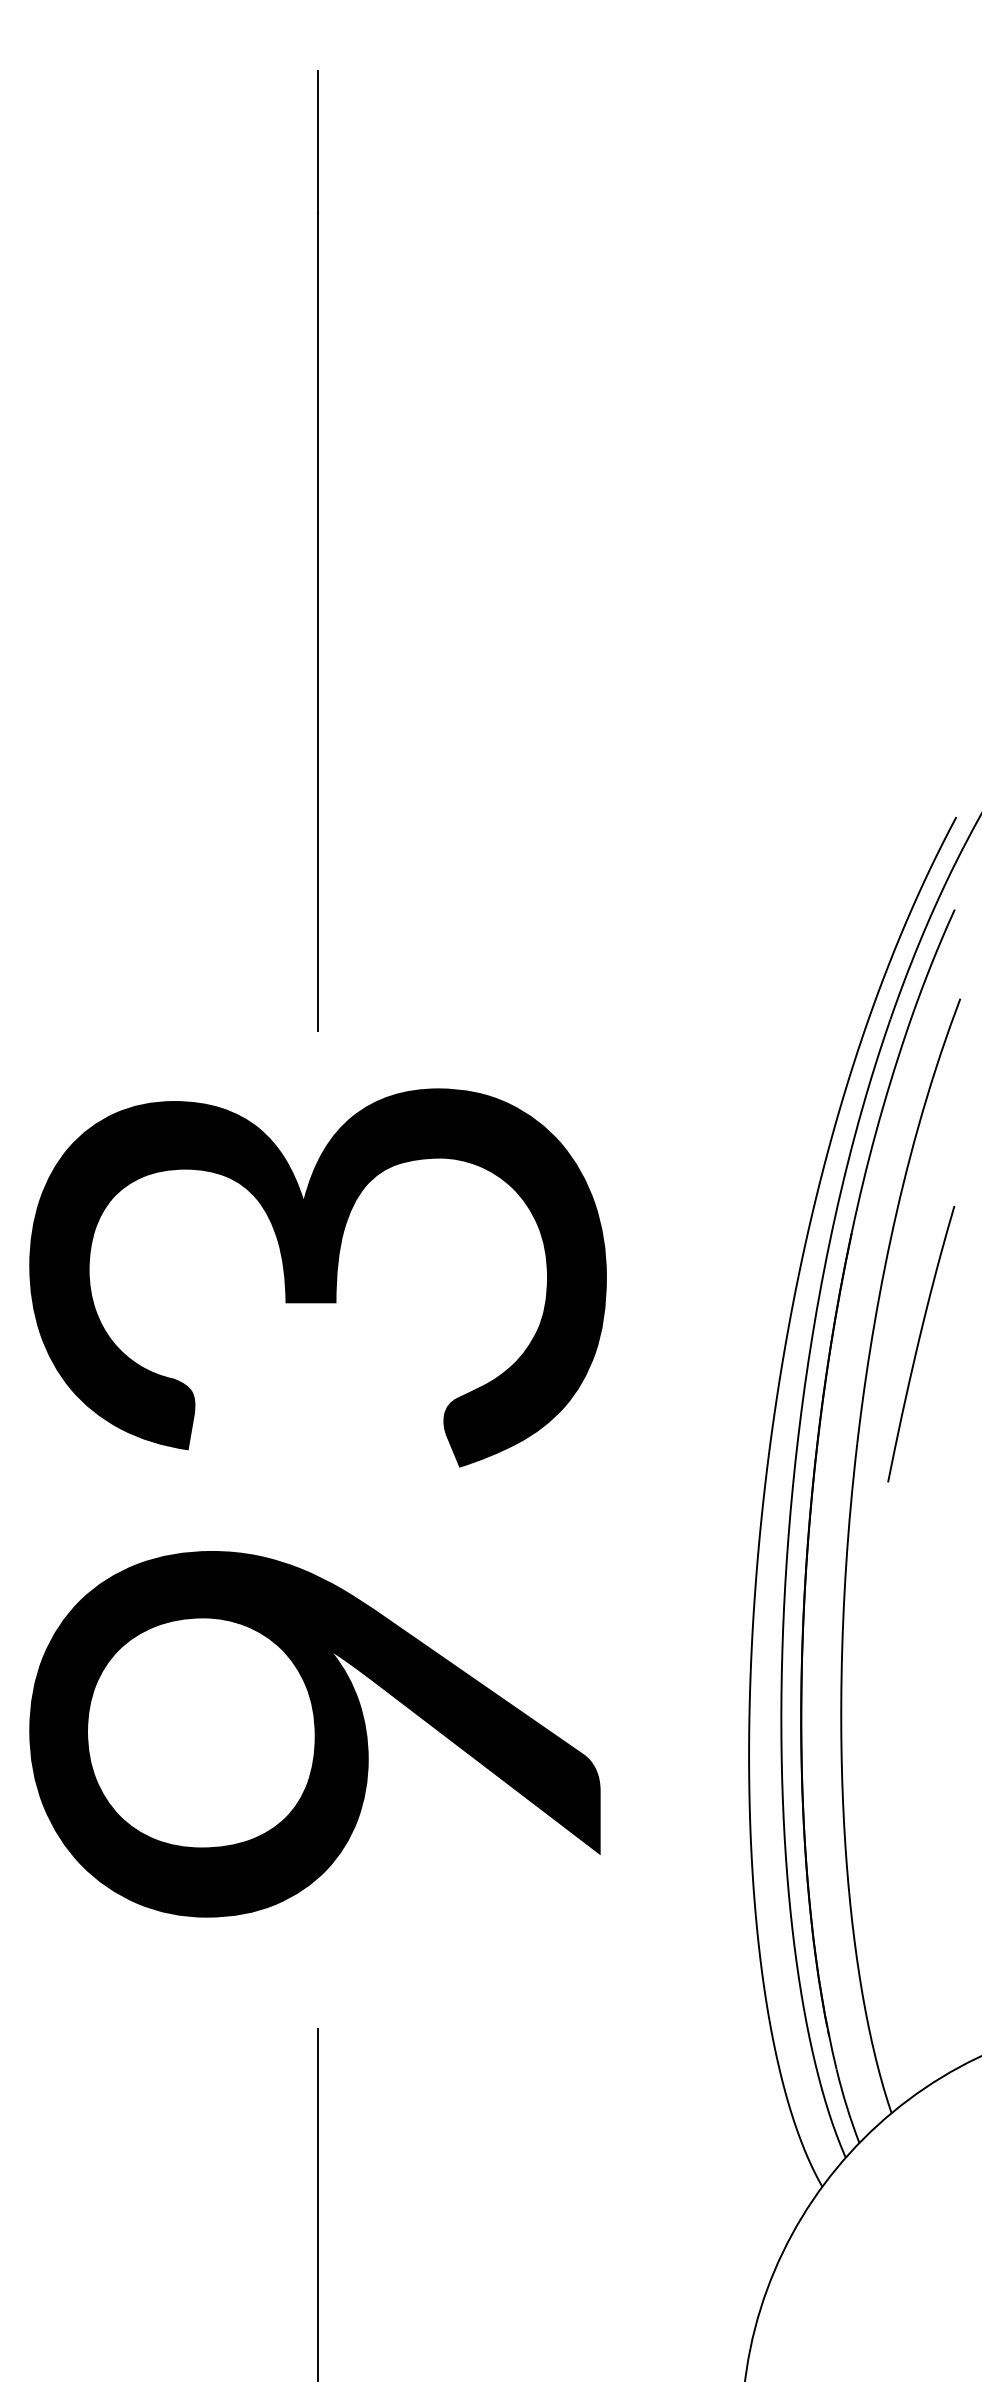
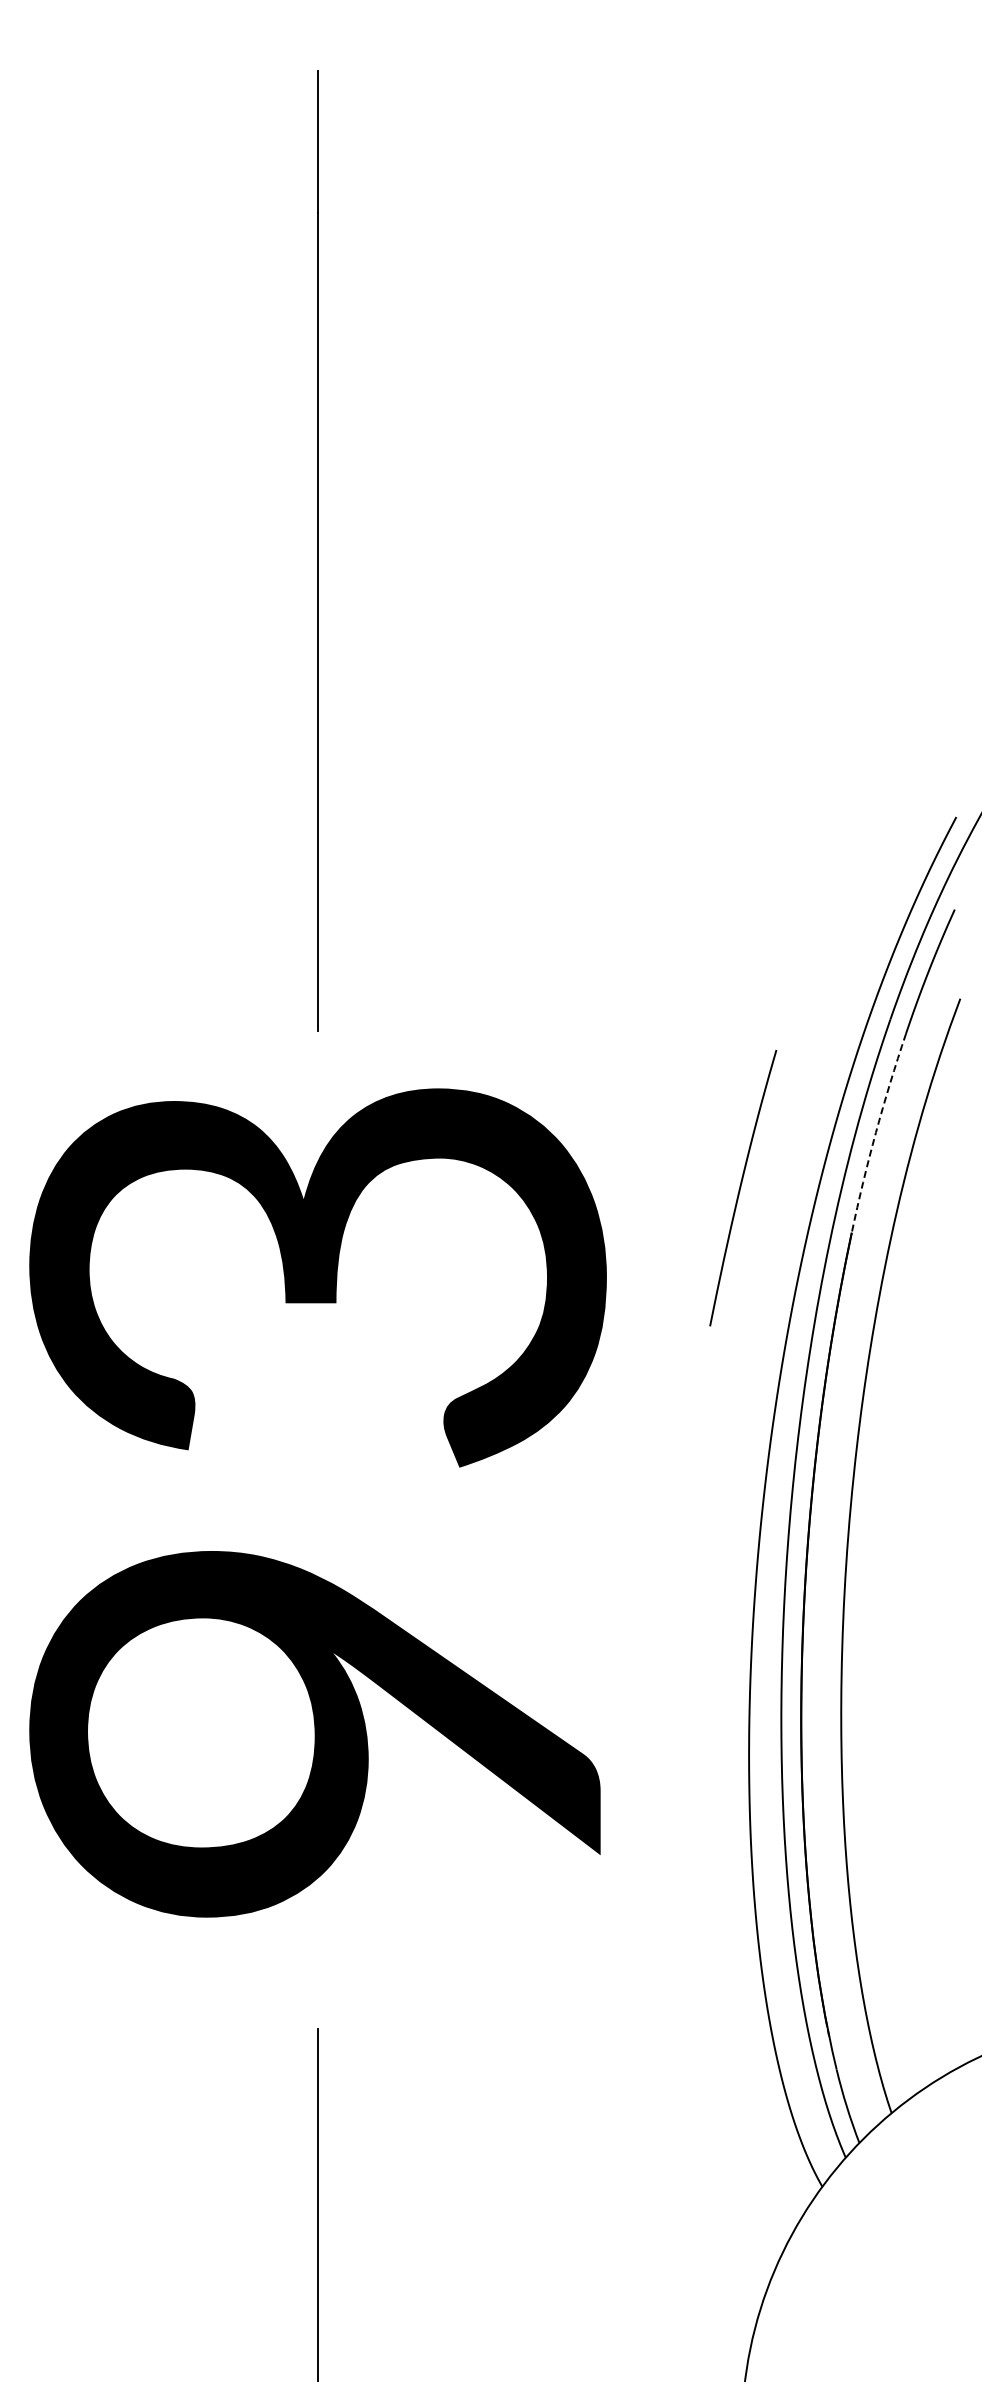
arc: solid -> dashed (876, 1132)
curve position: (919, 1343) -> (741, 1187) (741, 1187)
